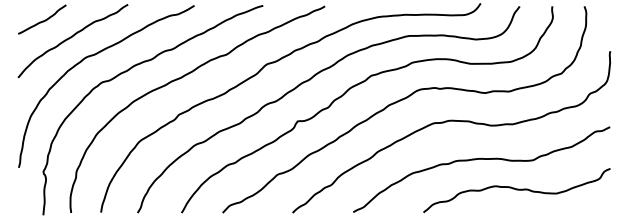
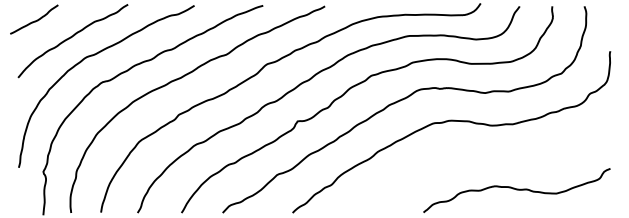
curve position: (42, 20) -> (34, 20) (34, 20)
curve: present -> none (481, 159)
